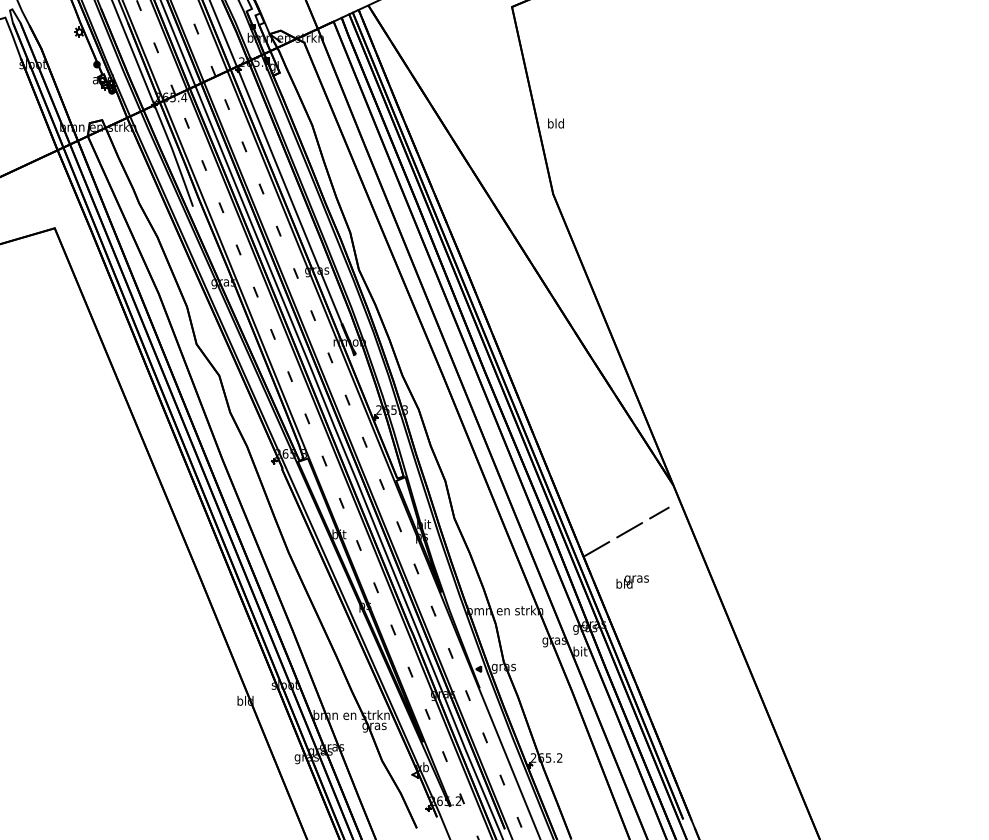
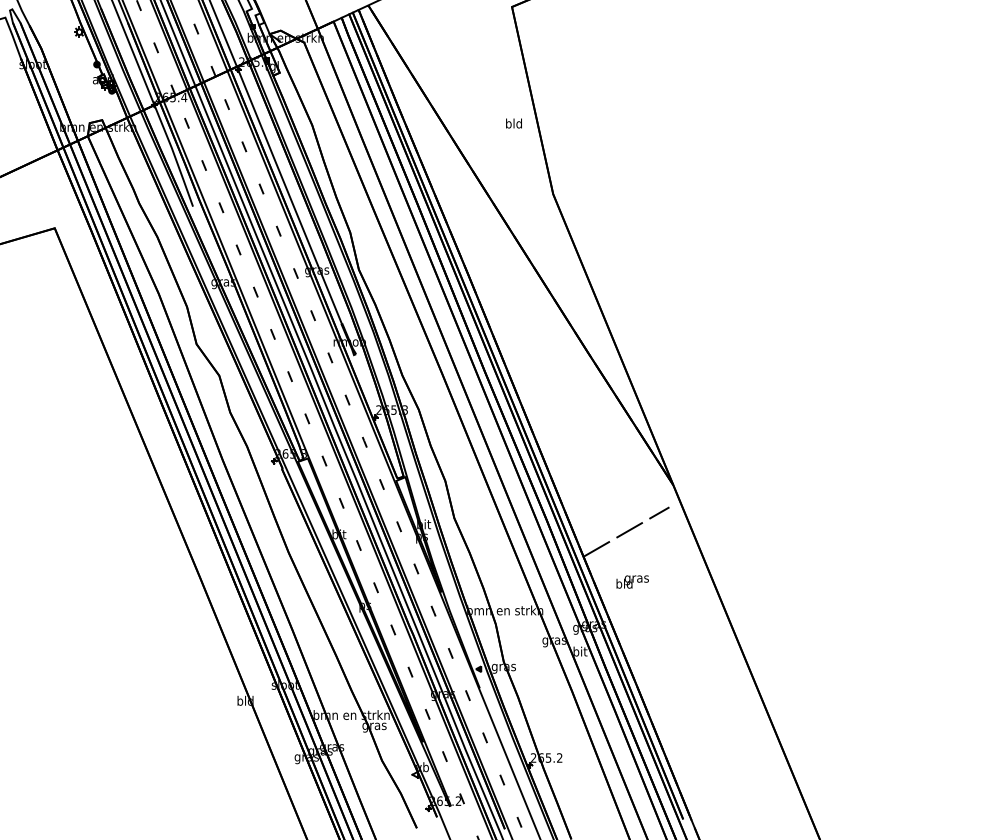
text position: (555, 123) -> (513, 123) (513, 123)
